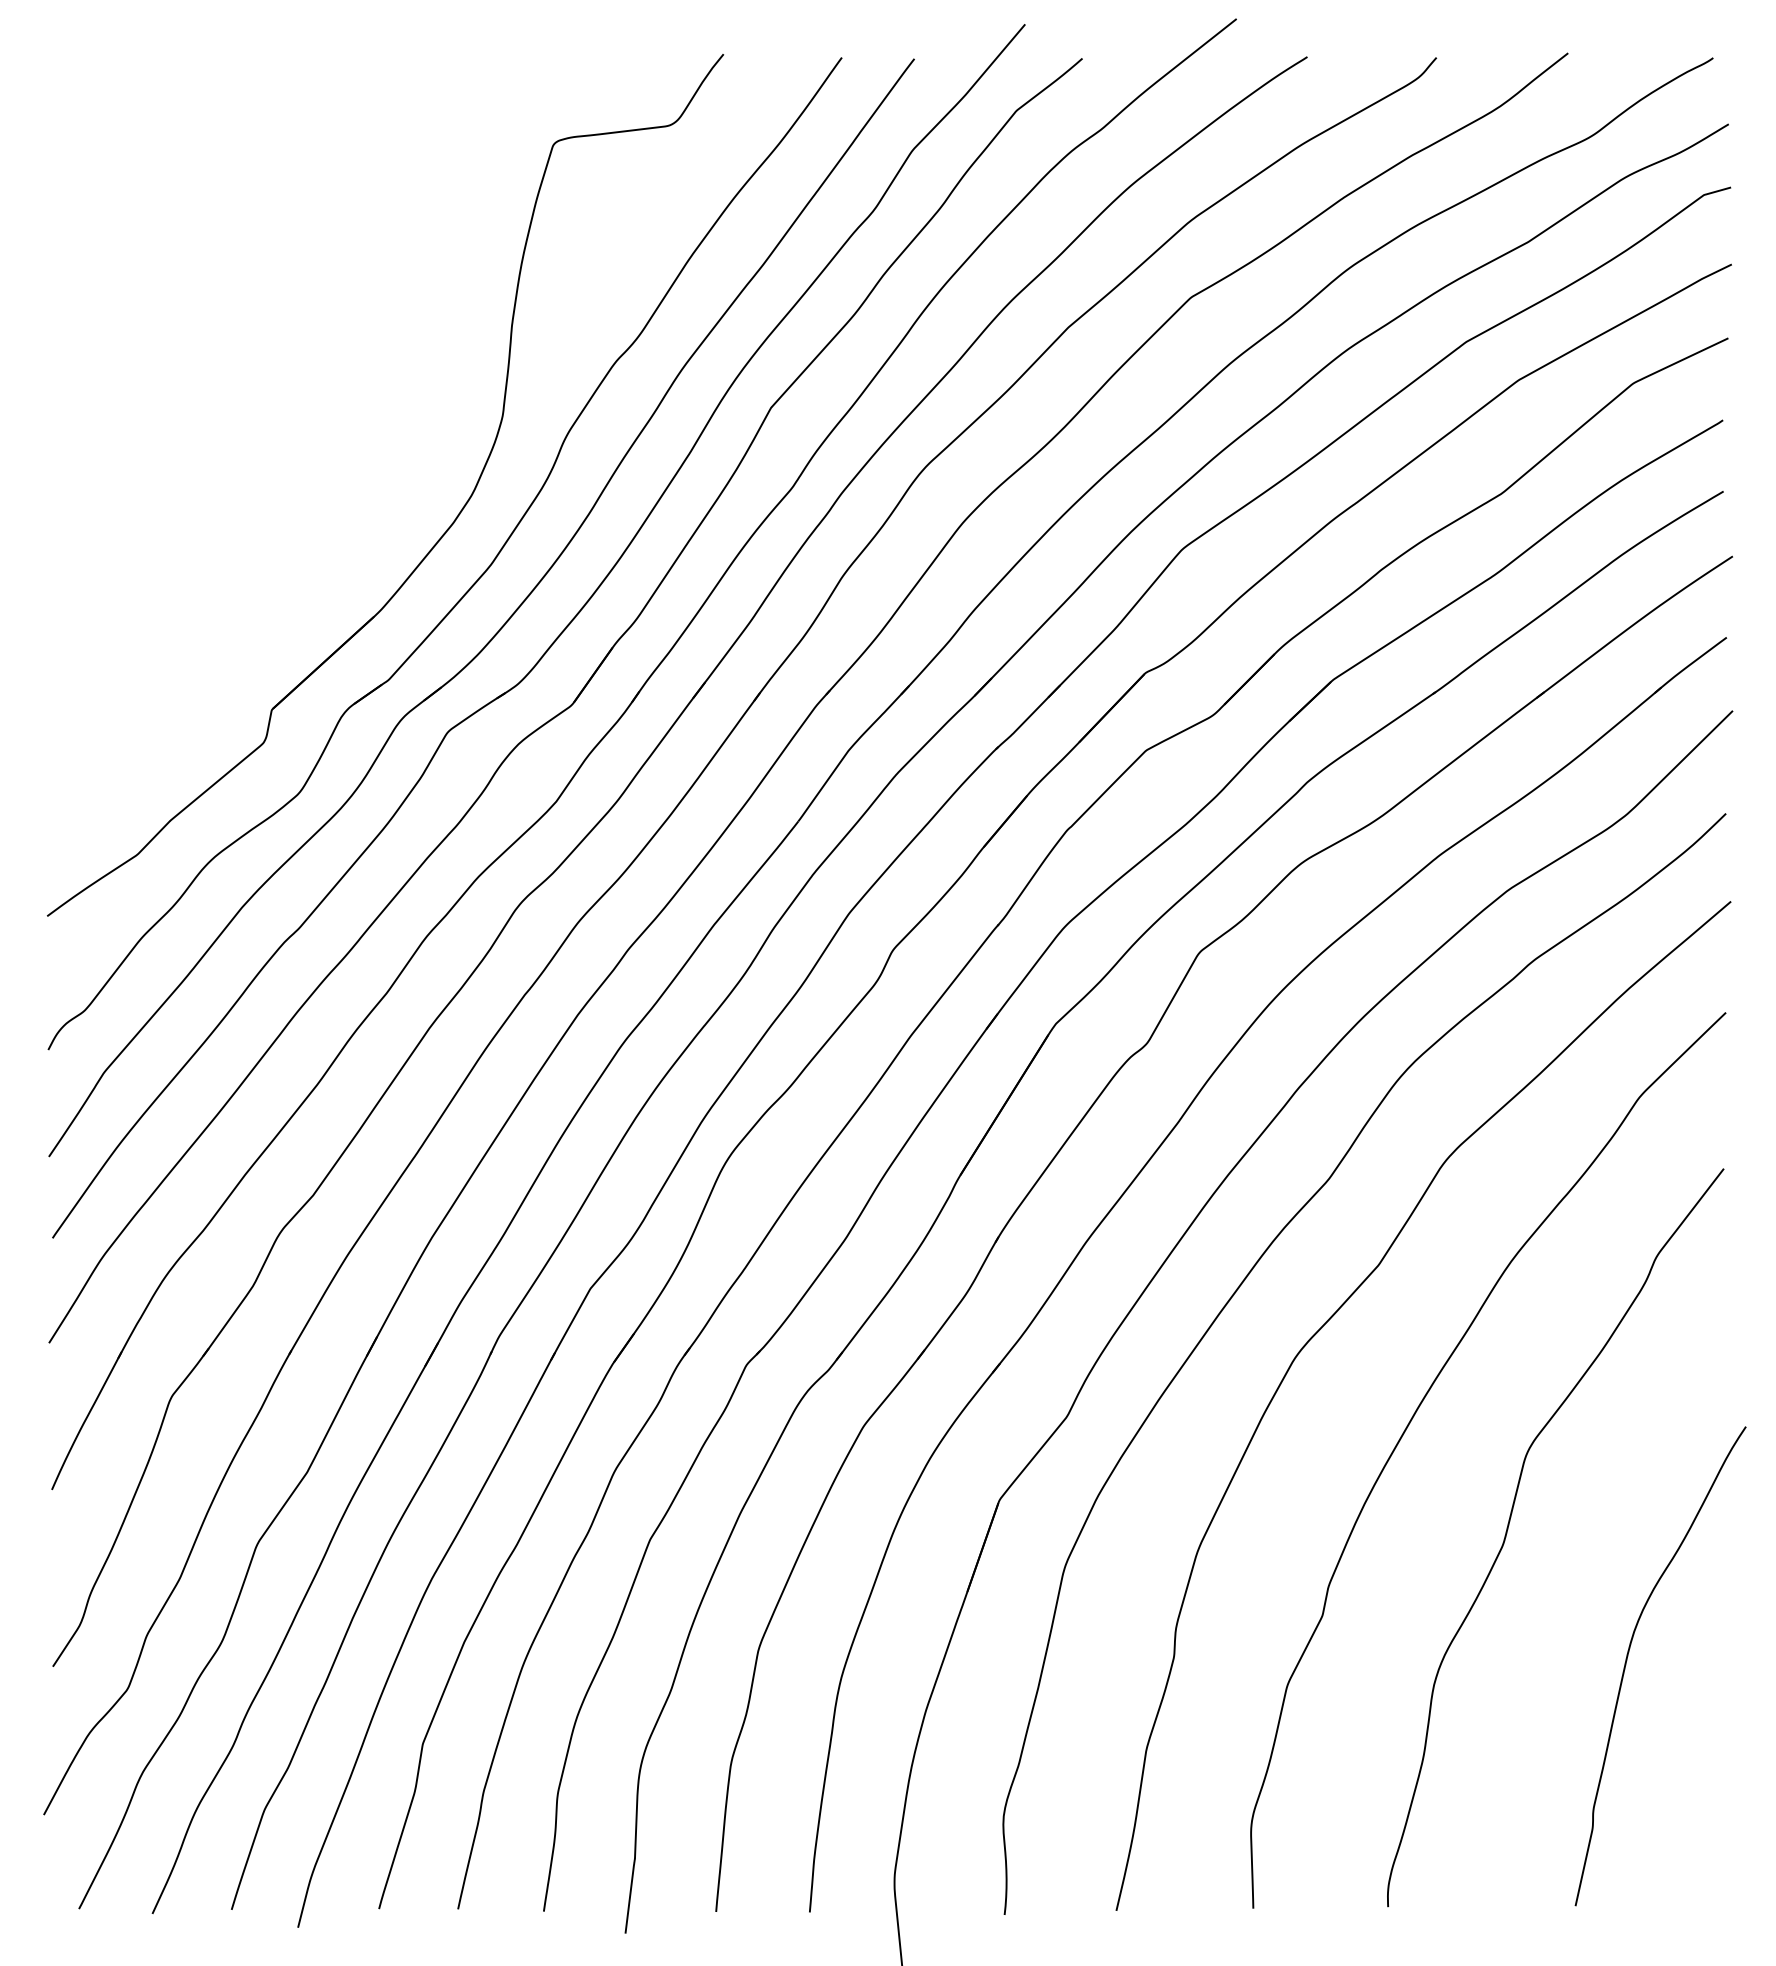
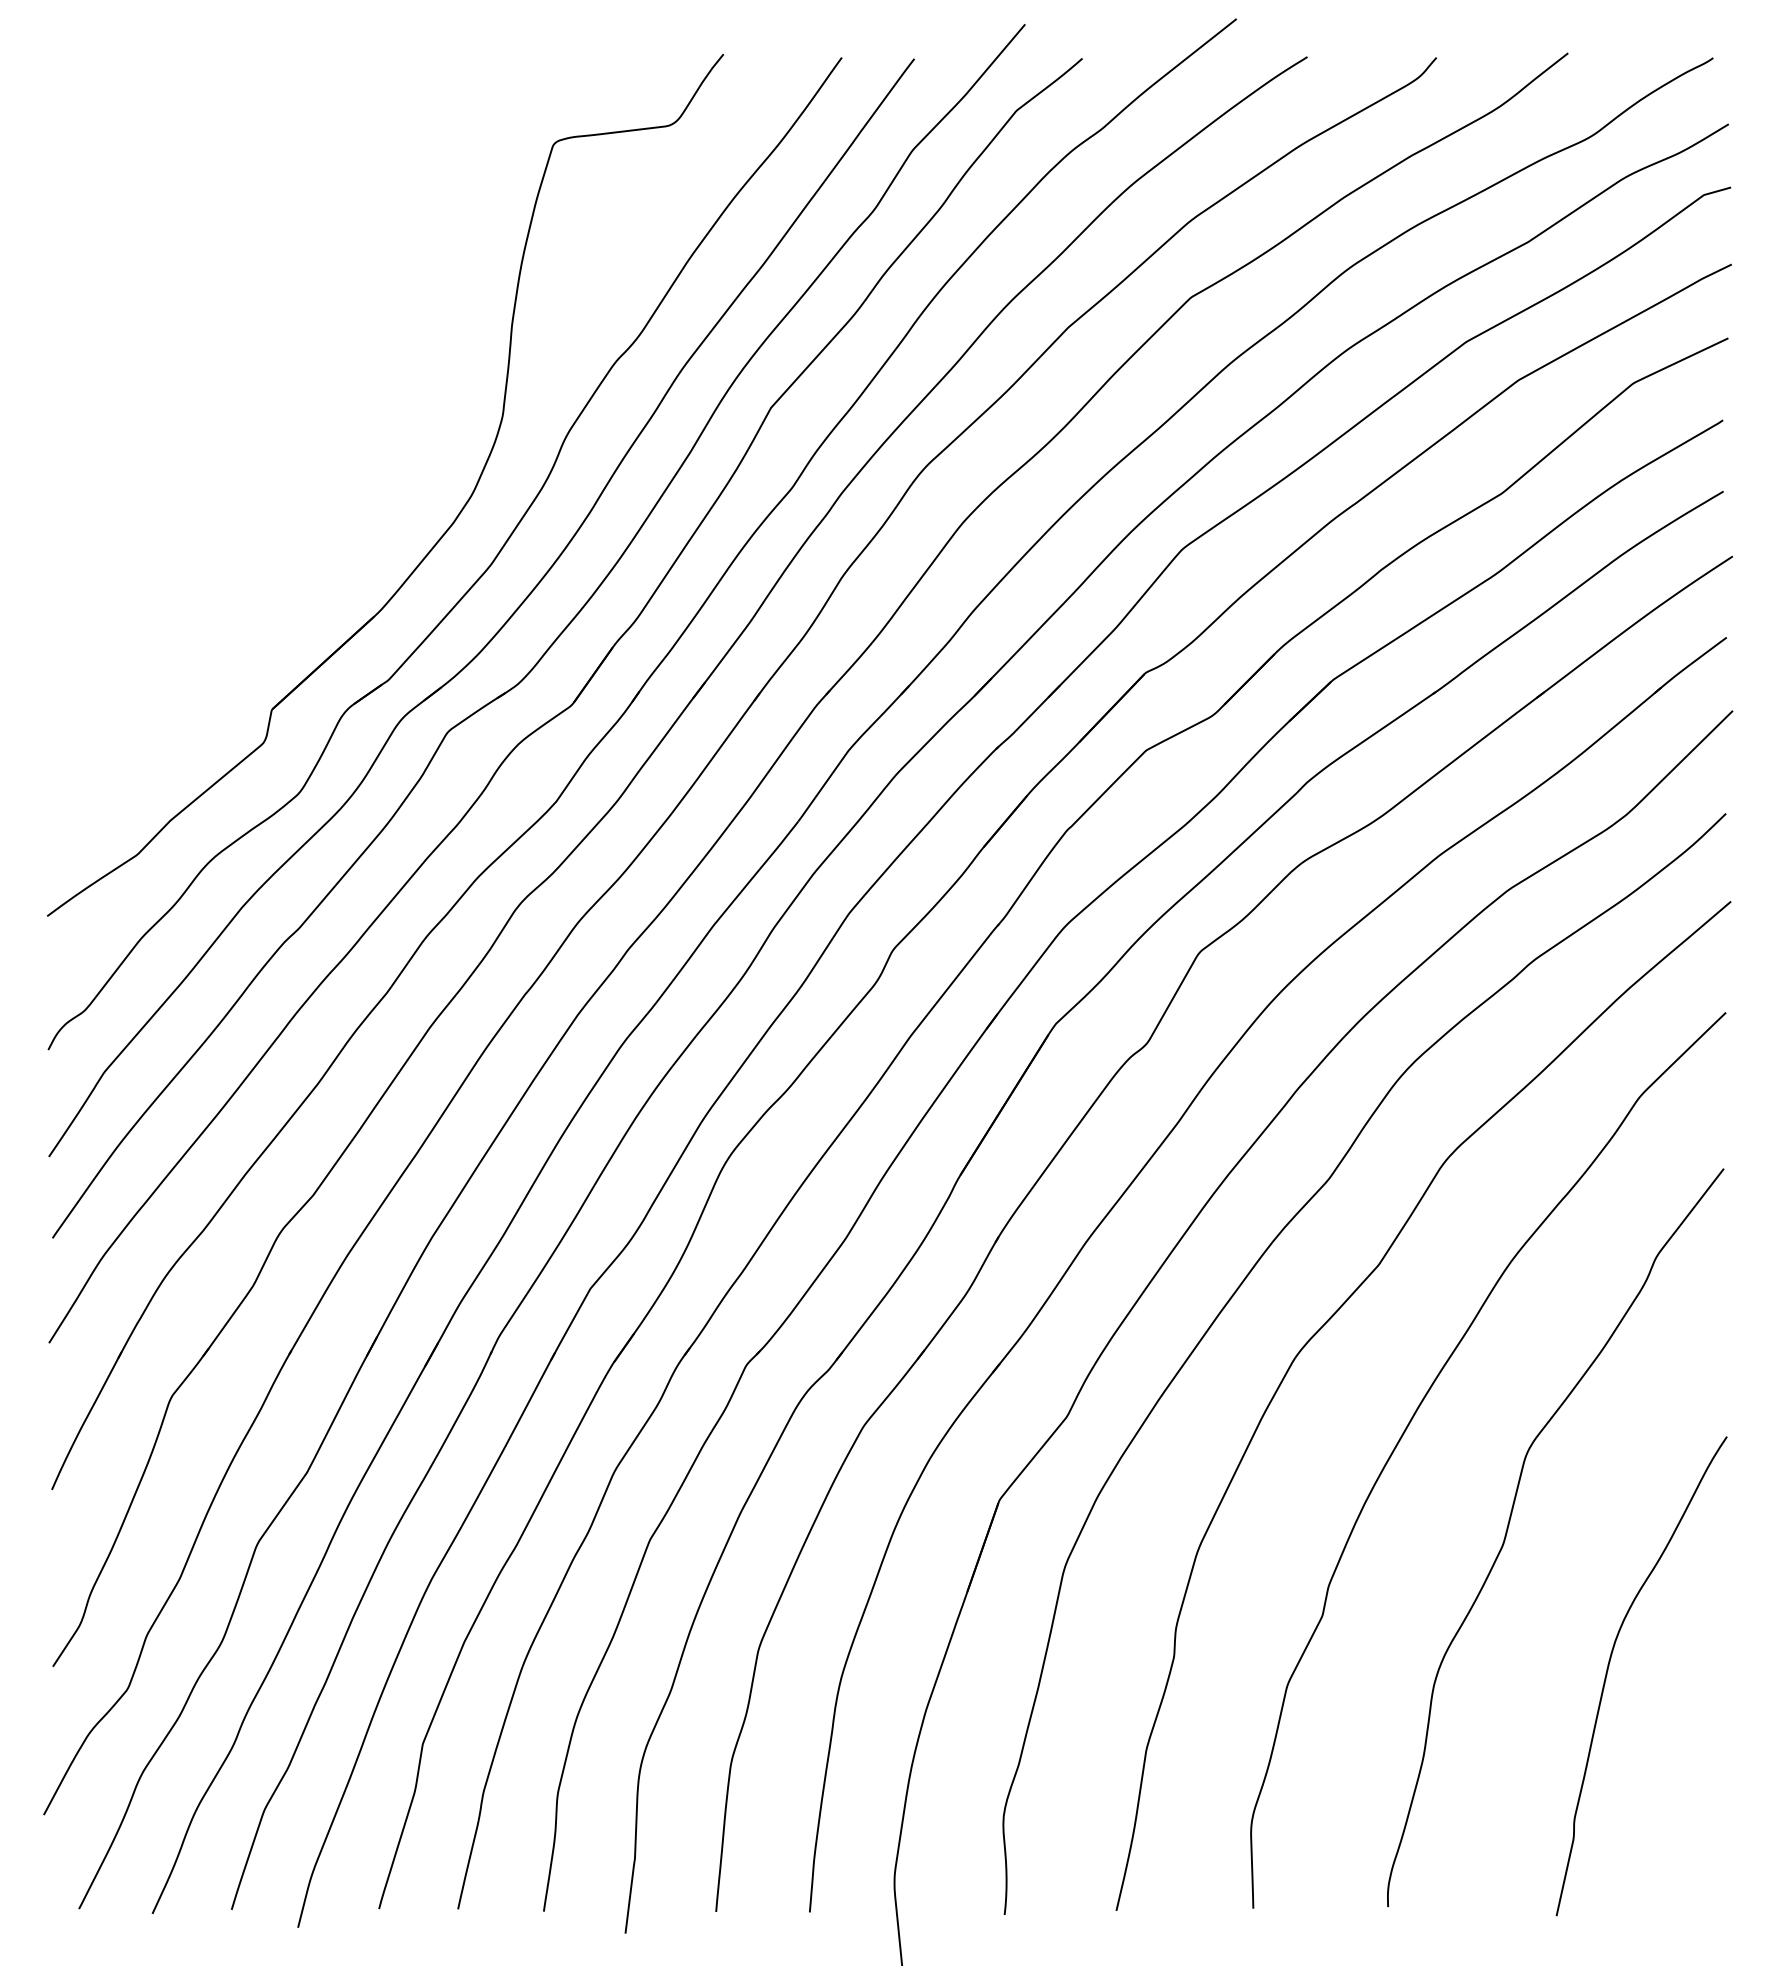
curve position: (1628, 1656) -> (1609, 1666) (1609, 1666)
